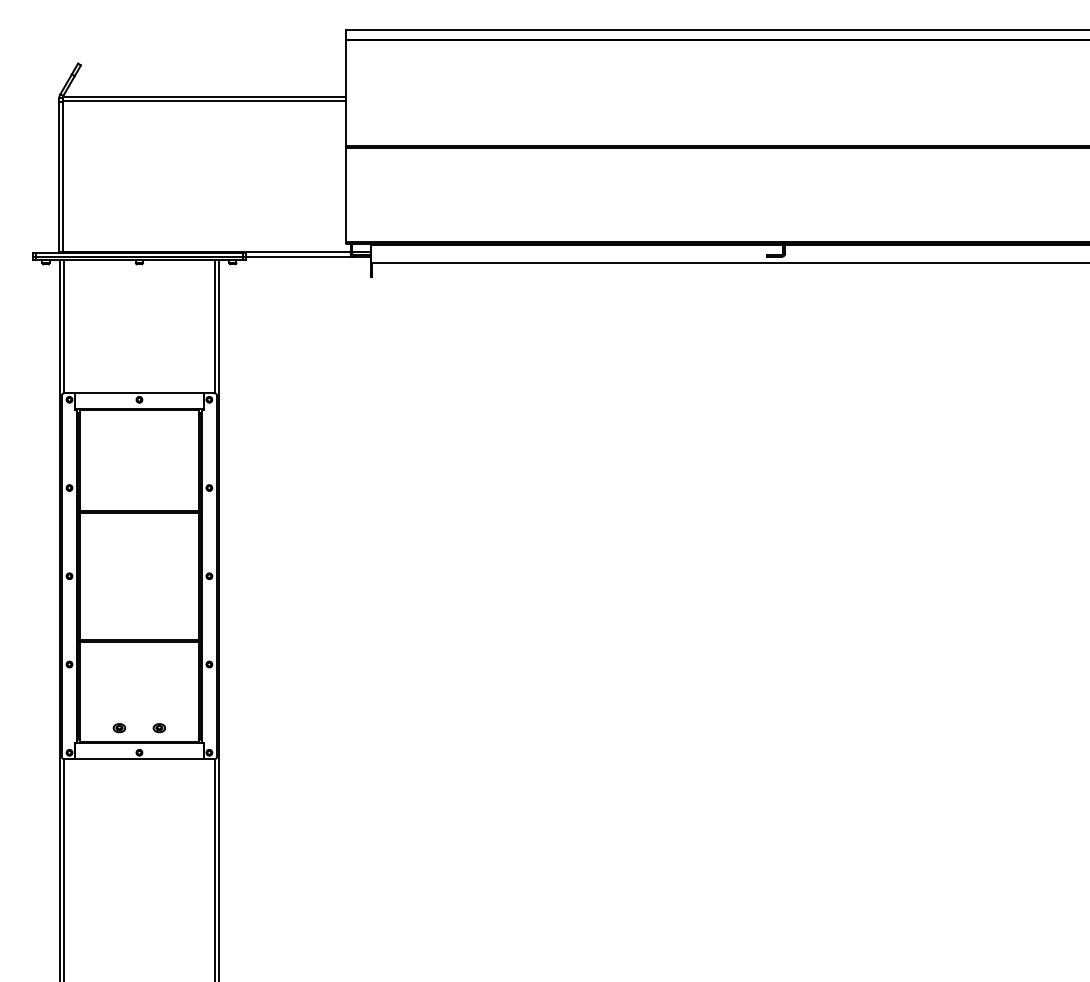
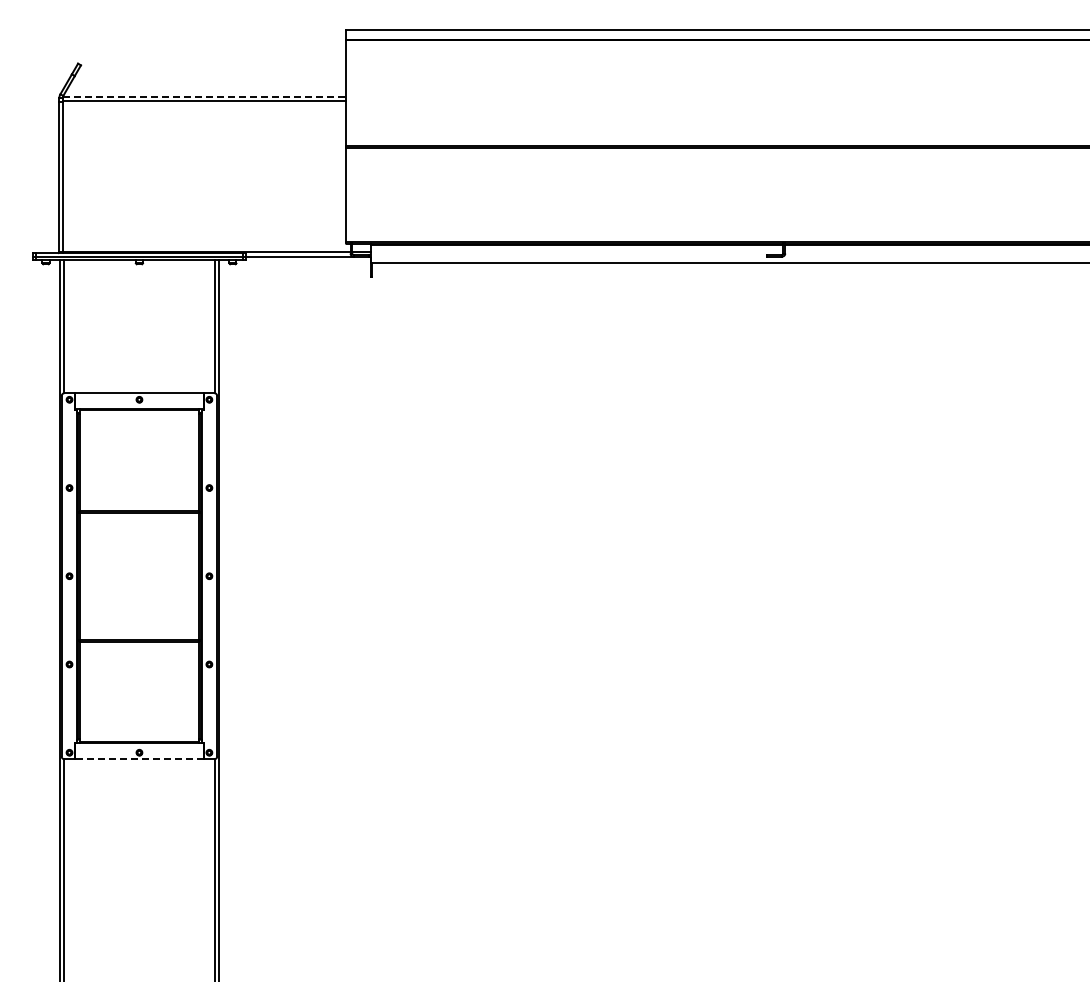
line: solid -> dashed (204, 96)
part: present -> none (119, 728)
part: present -> none (159, 728)
line: solid -> dashed (139, 759)
